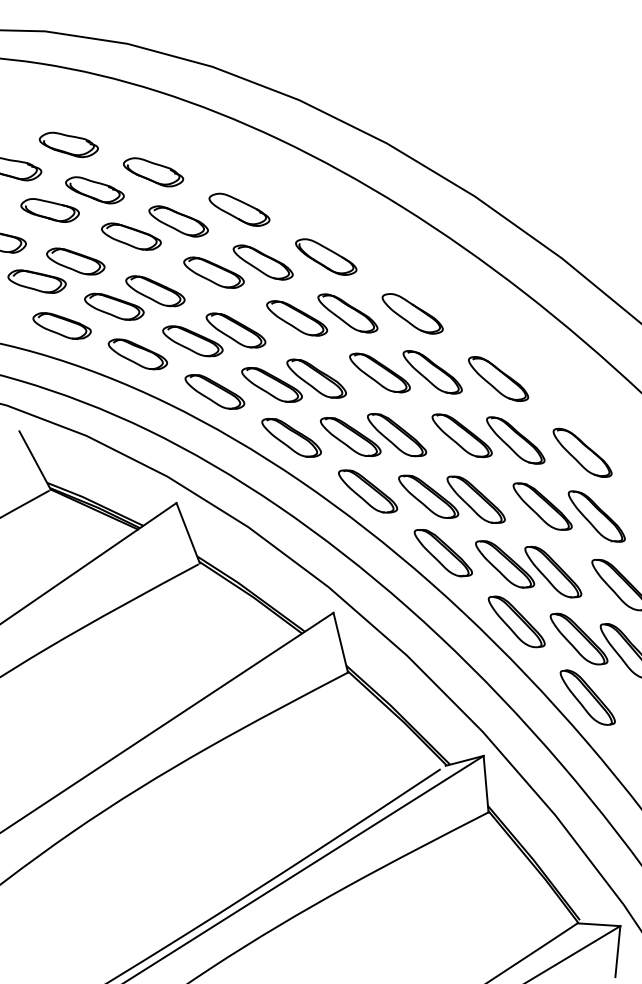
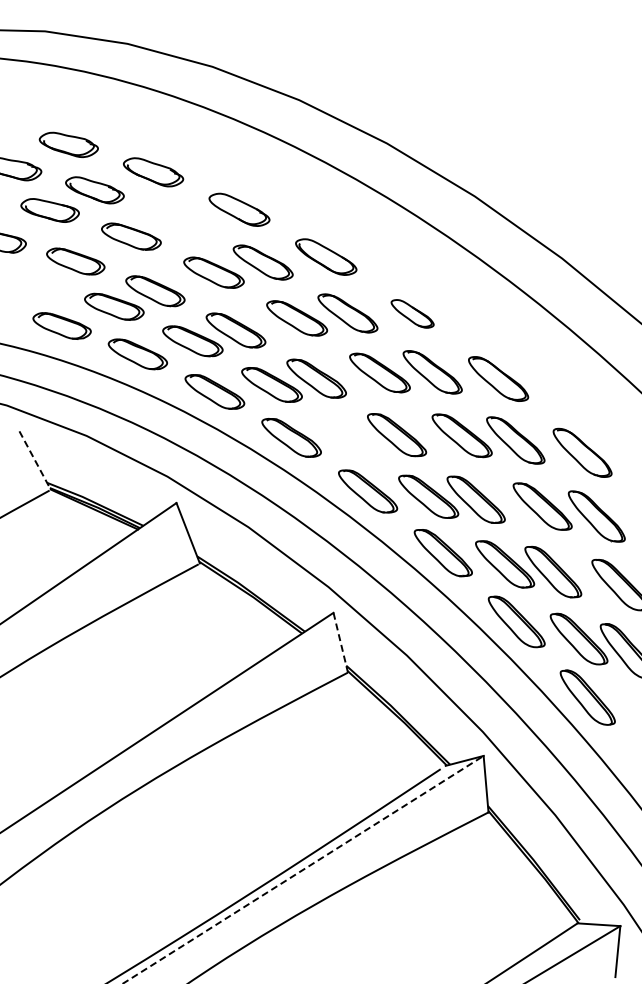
part: present -> none (178, 221)
part: present -> none (36, 281)
part size: 63x42 px -> 45x30 px (412, 313)
part: present -> none (350, 437)
line: solid -> dashed (35, 460)
line: solid -> dashed (340, 642)
line: solid -> dashed (303, 869)
